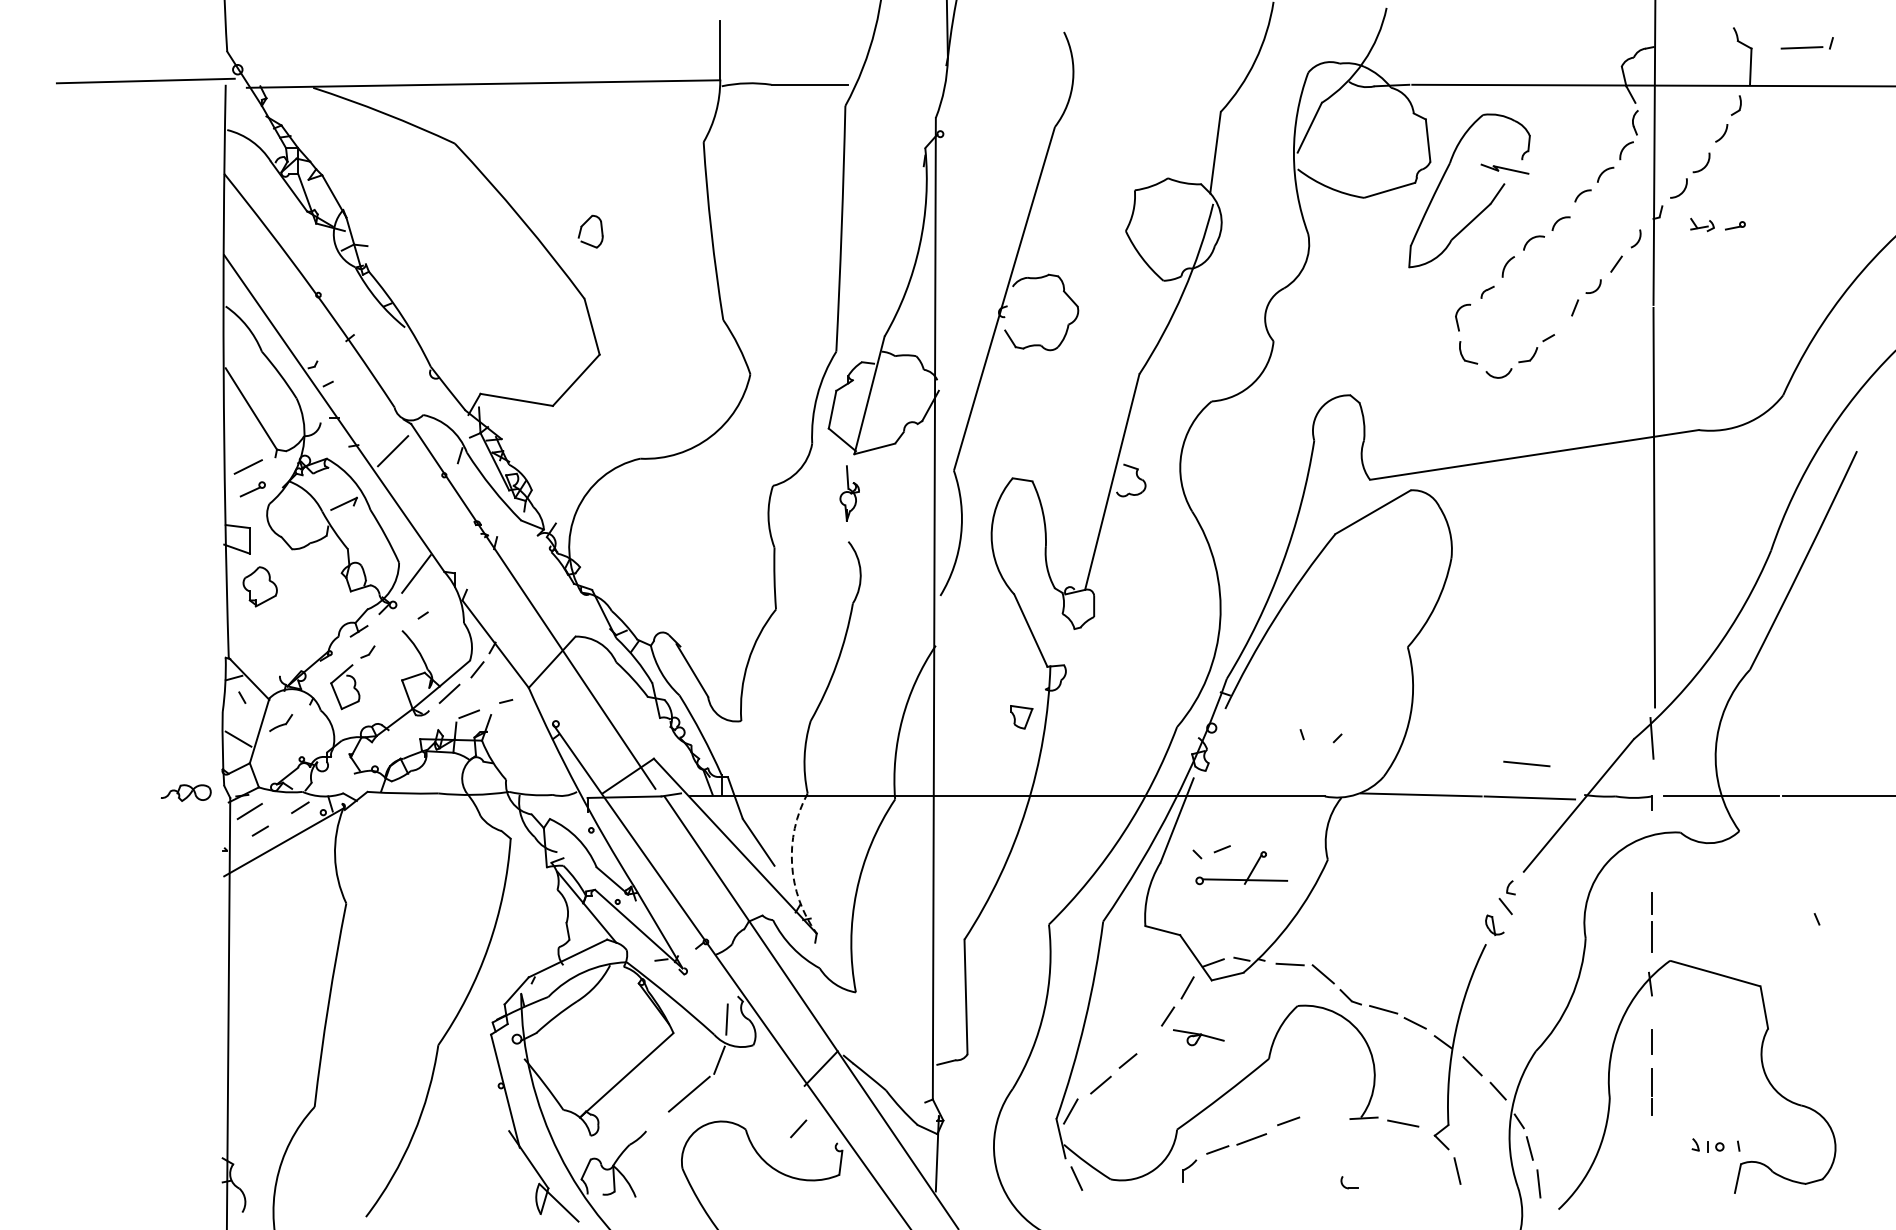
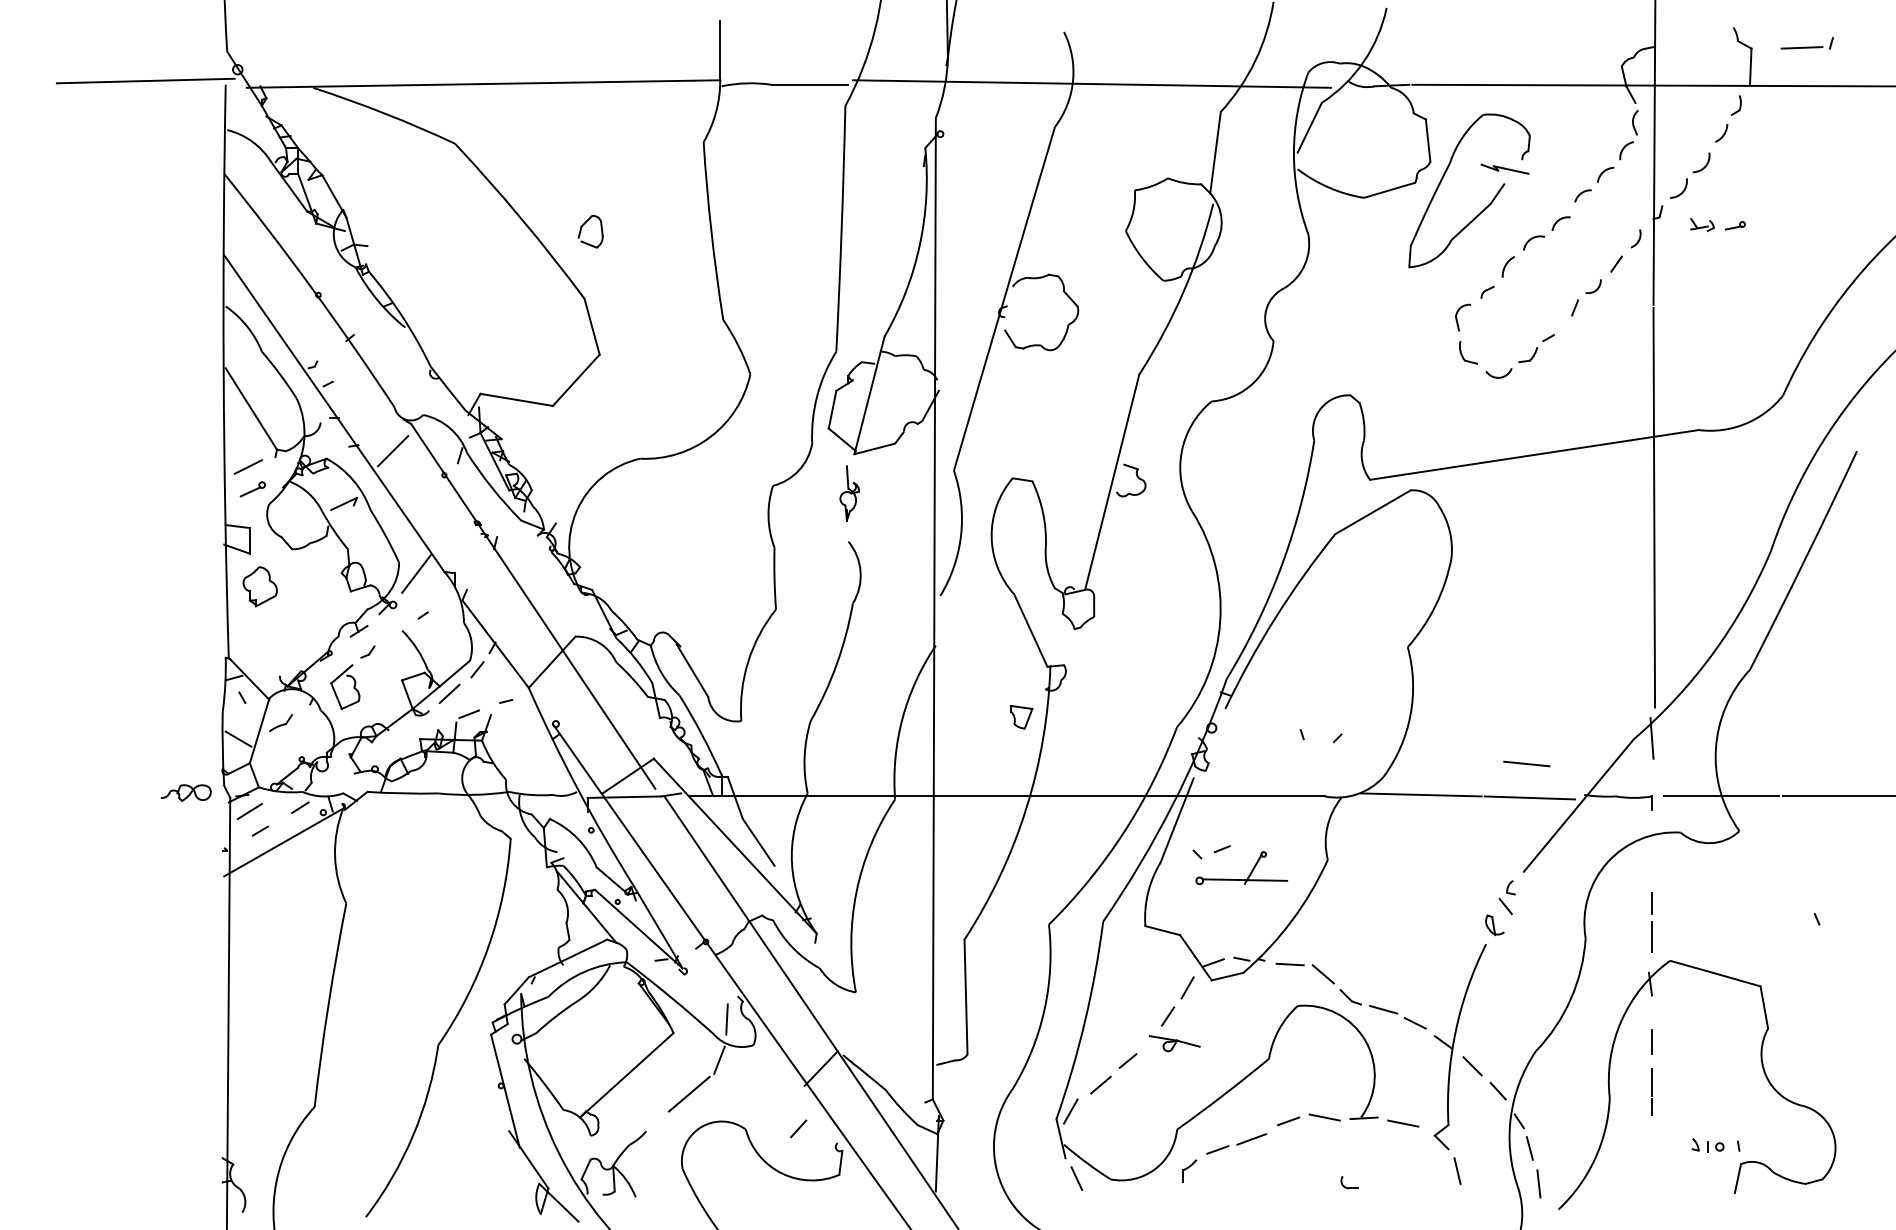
line: none -> present (1091, 83)
arc: dashed -> solid (792, 864)
part position: (1198, 1037) -> (1174, 1043) (1174, 1043)
line: none -> present (1324, 1117)
